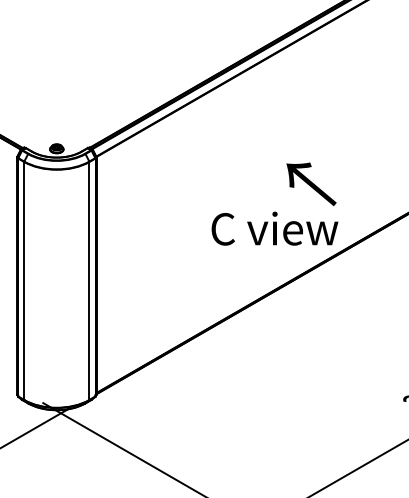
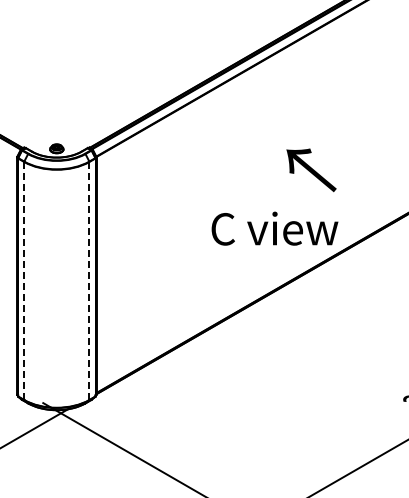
text position: (311, 184) -> (311, 170) (311, 170)
line: solid -> dashed (24, 280)
line: solid -> dashed (89, 280)
